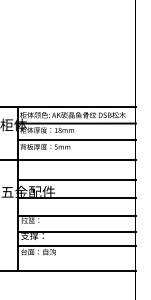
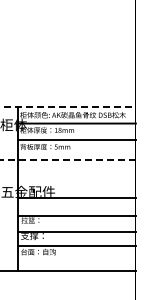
line: solid -> dashed (68, 107)
line: solid -> dashed (68, 159)
line: present -> none (76, 179)
